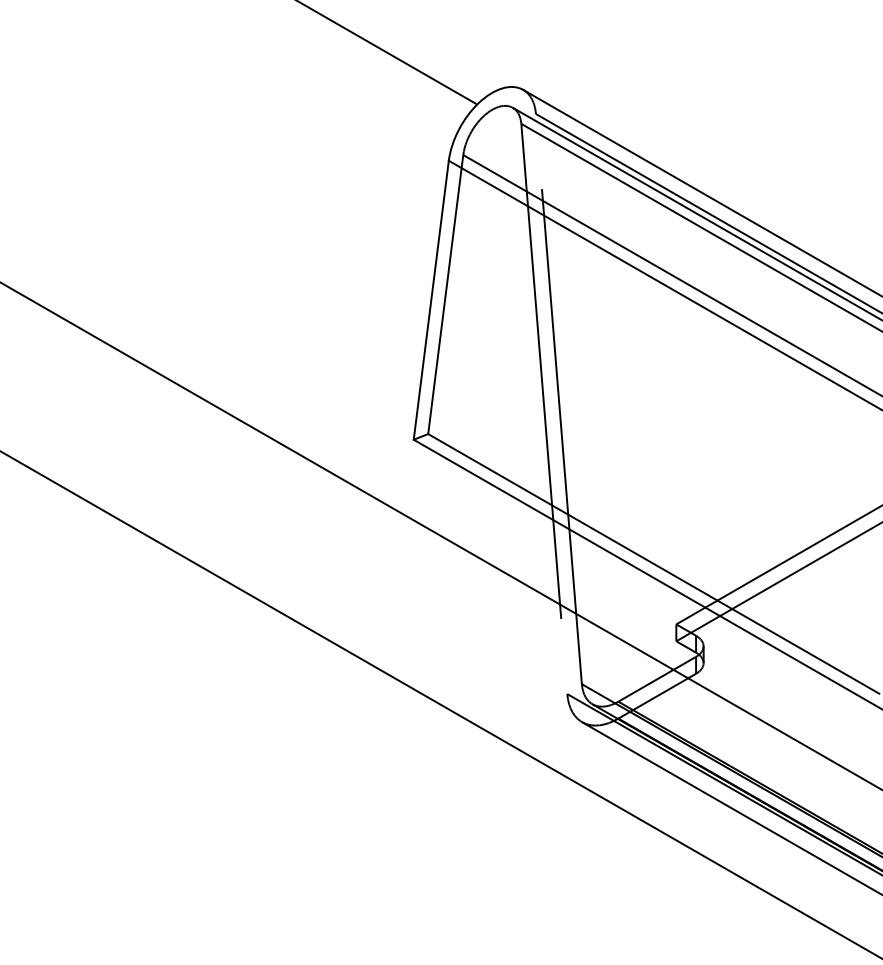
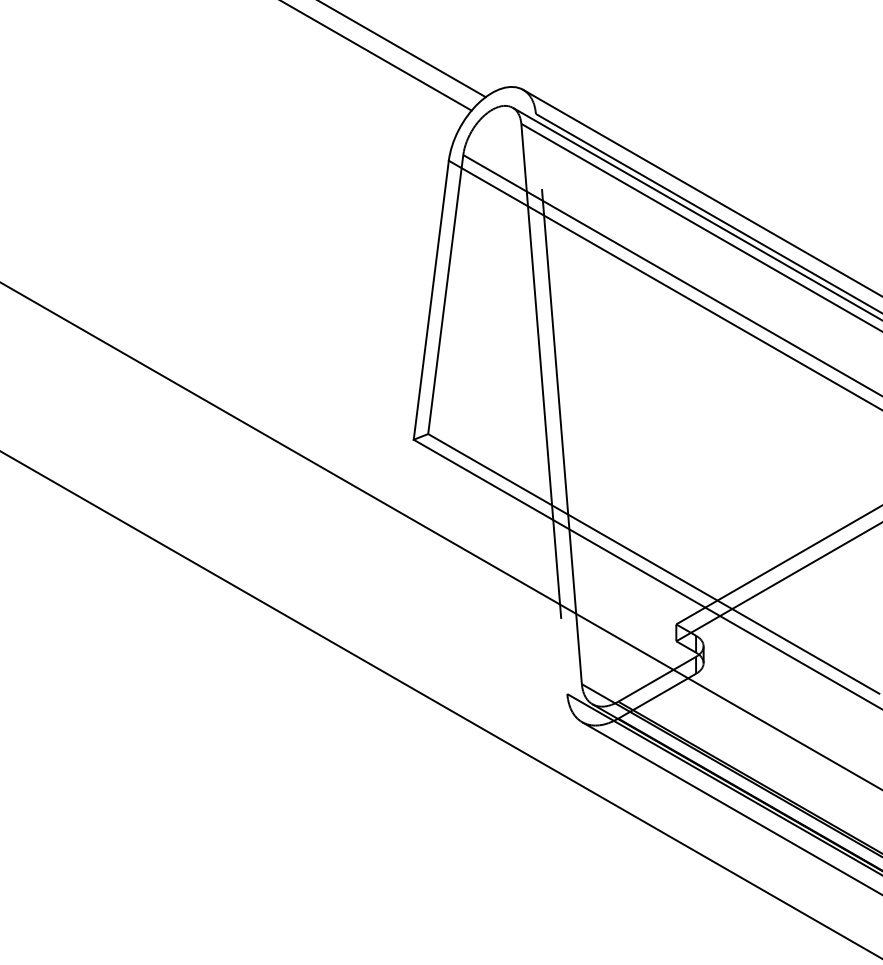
line: none -> present (403, 49)
line position: (387, 52) -> (377, 56) (377, 56)
